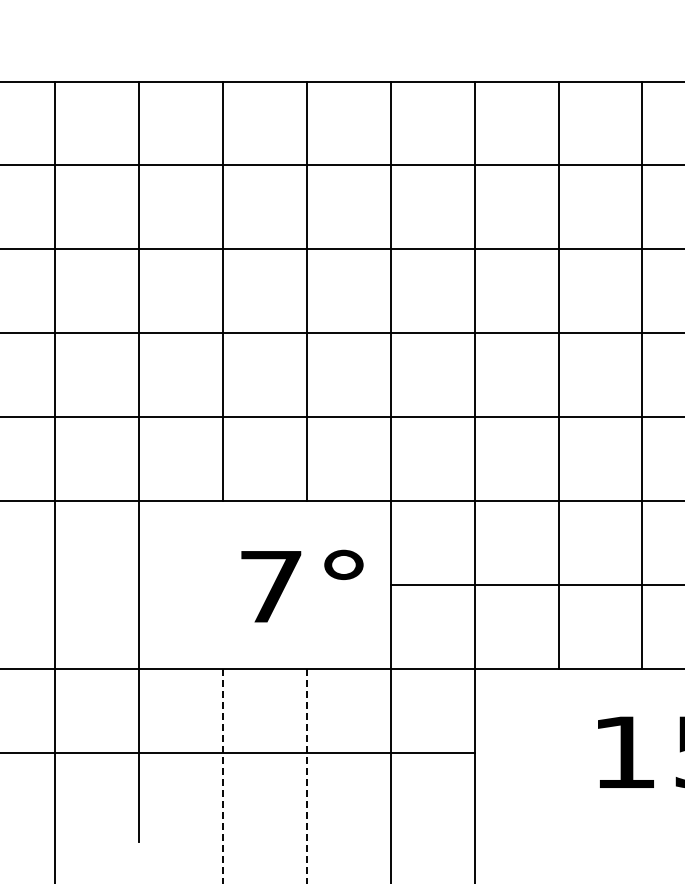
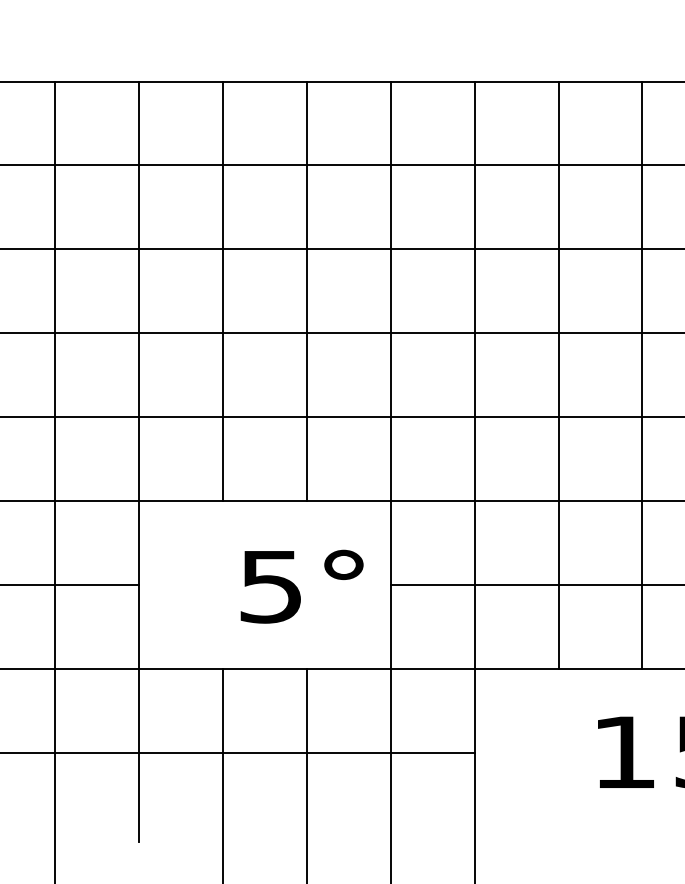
line: none -> present (70, 585)
text: 7° -> 5° (270, 587)
line: dashed -> solid (222, 776)
line: dashed -> solid (306, 776)
